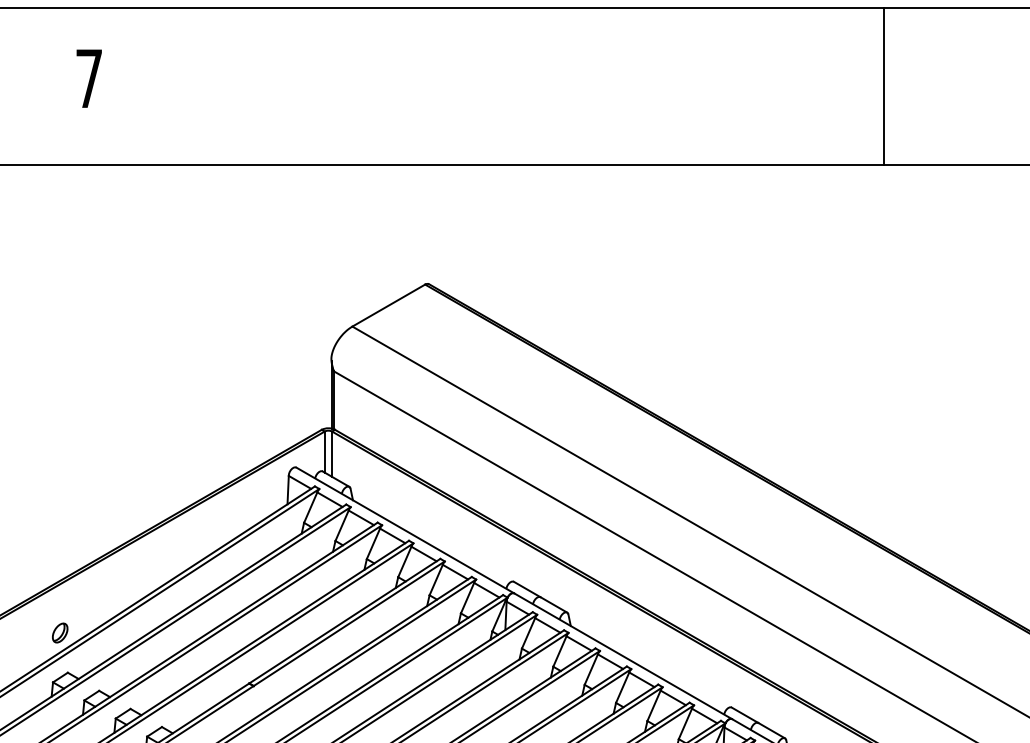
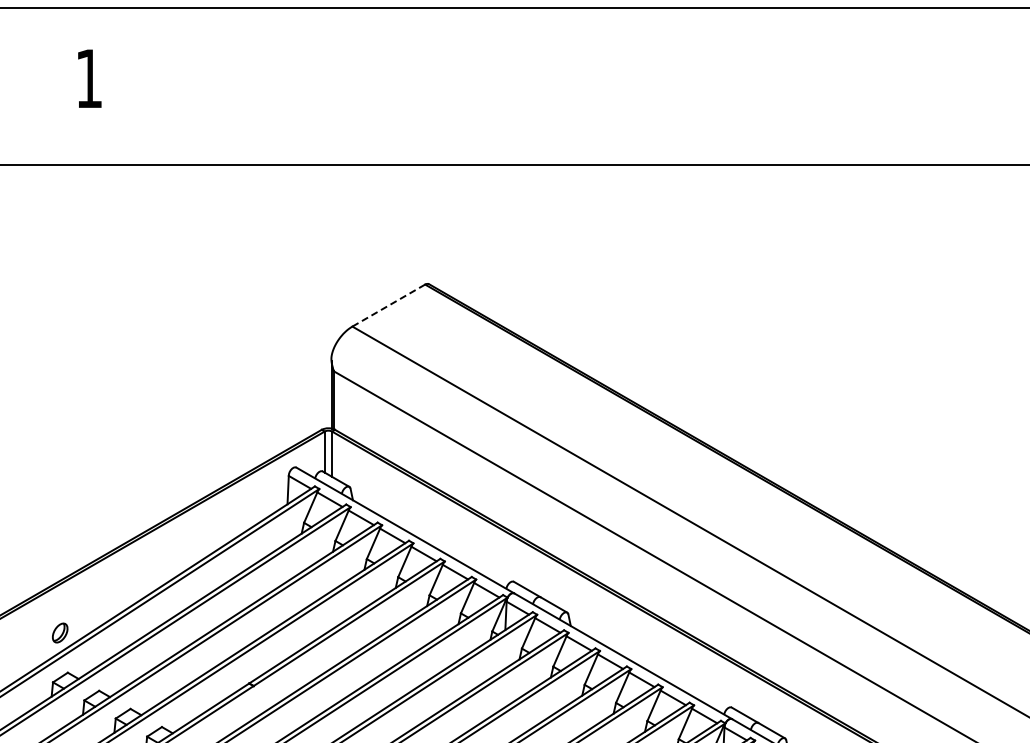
text: 7 -> 1 (88, 78)
line: present -> none (884, 85)
line: solid -> dashed (389, 305)
